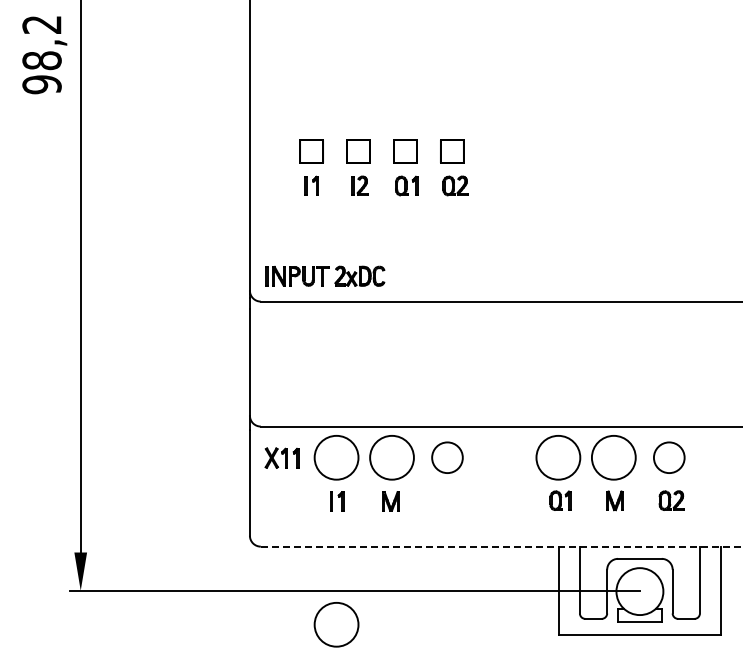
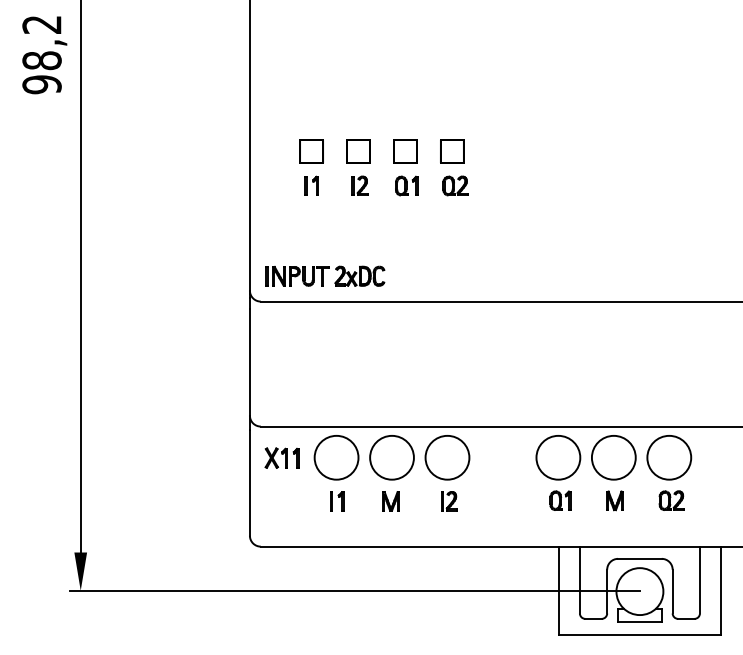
circle diameter: 31 px -> 44 px (447, 457)
circle diameter: 31 px -> 44 px (669, 457)
part: none -> present (449, 501)
line: dashed -> solid (501, 546)
circle: present -> none (336, 624)
